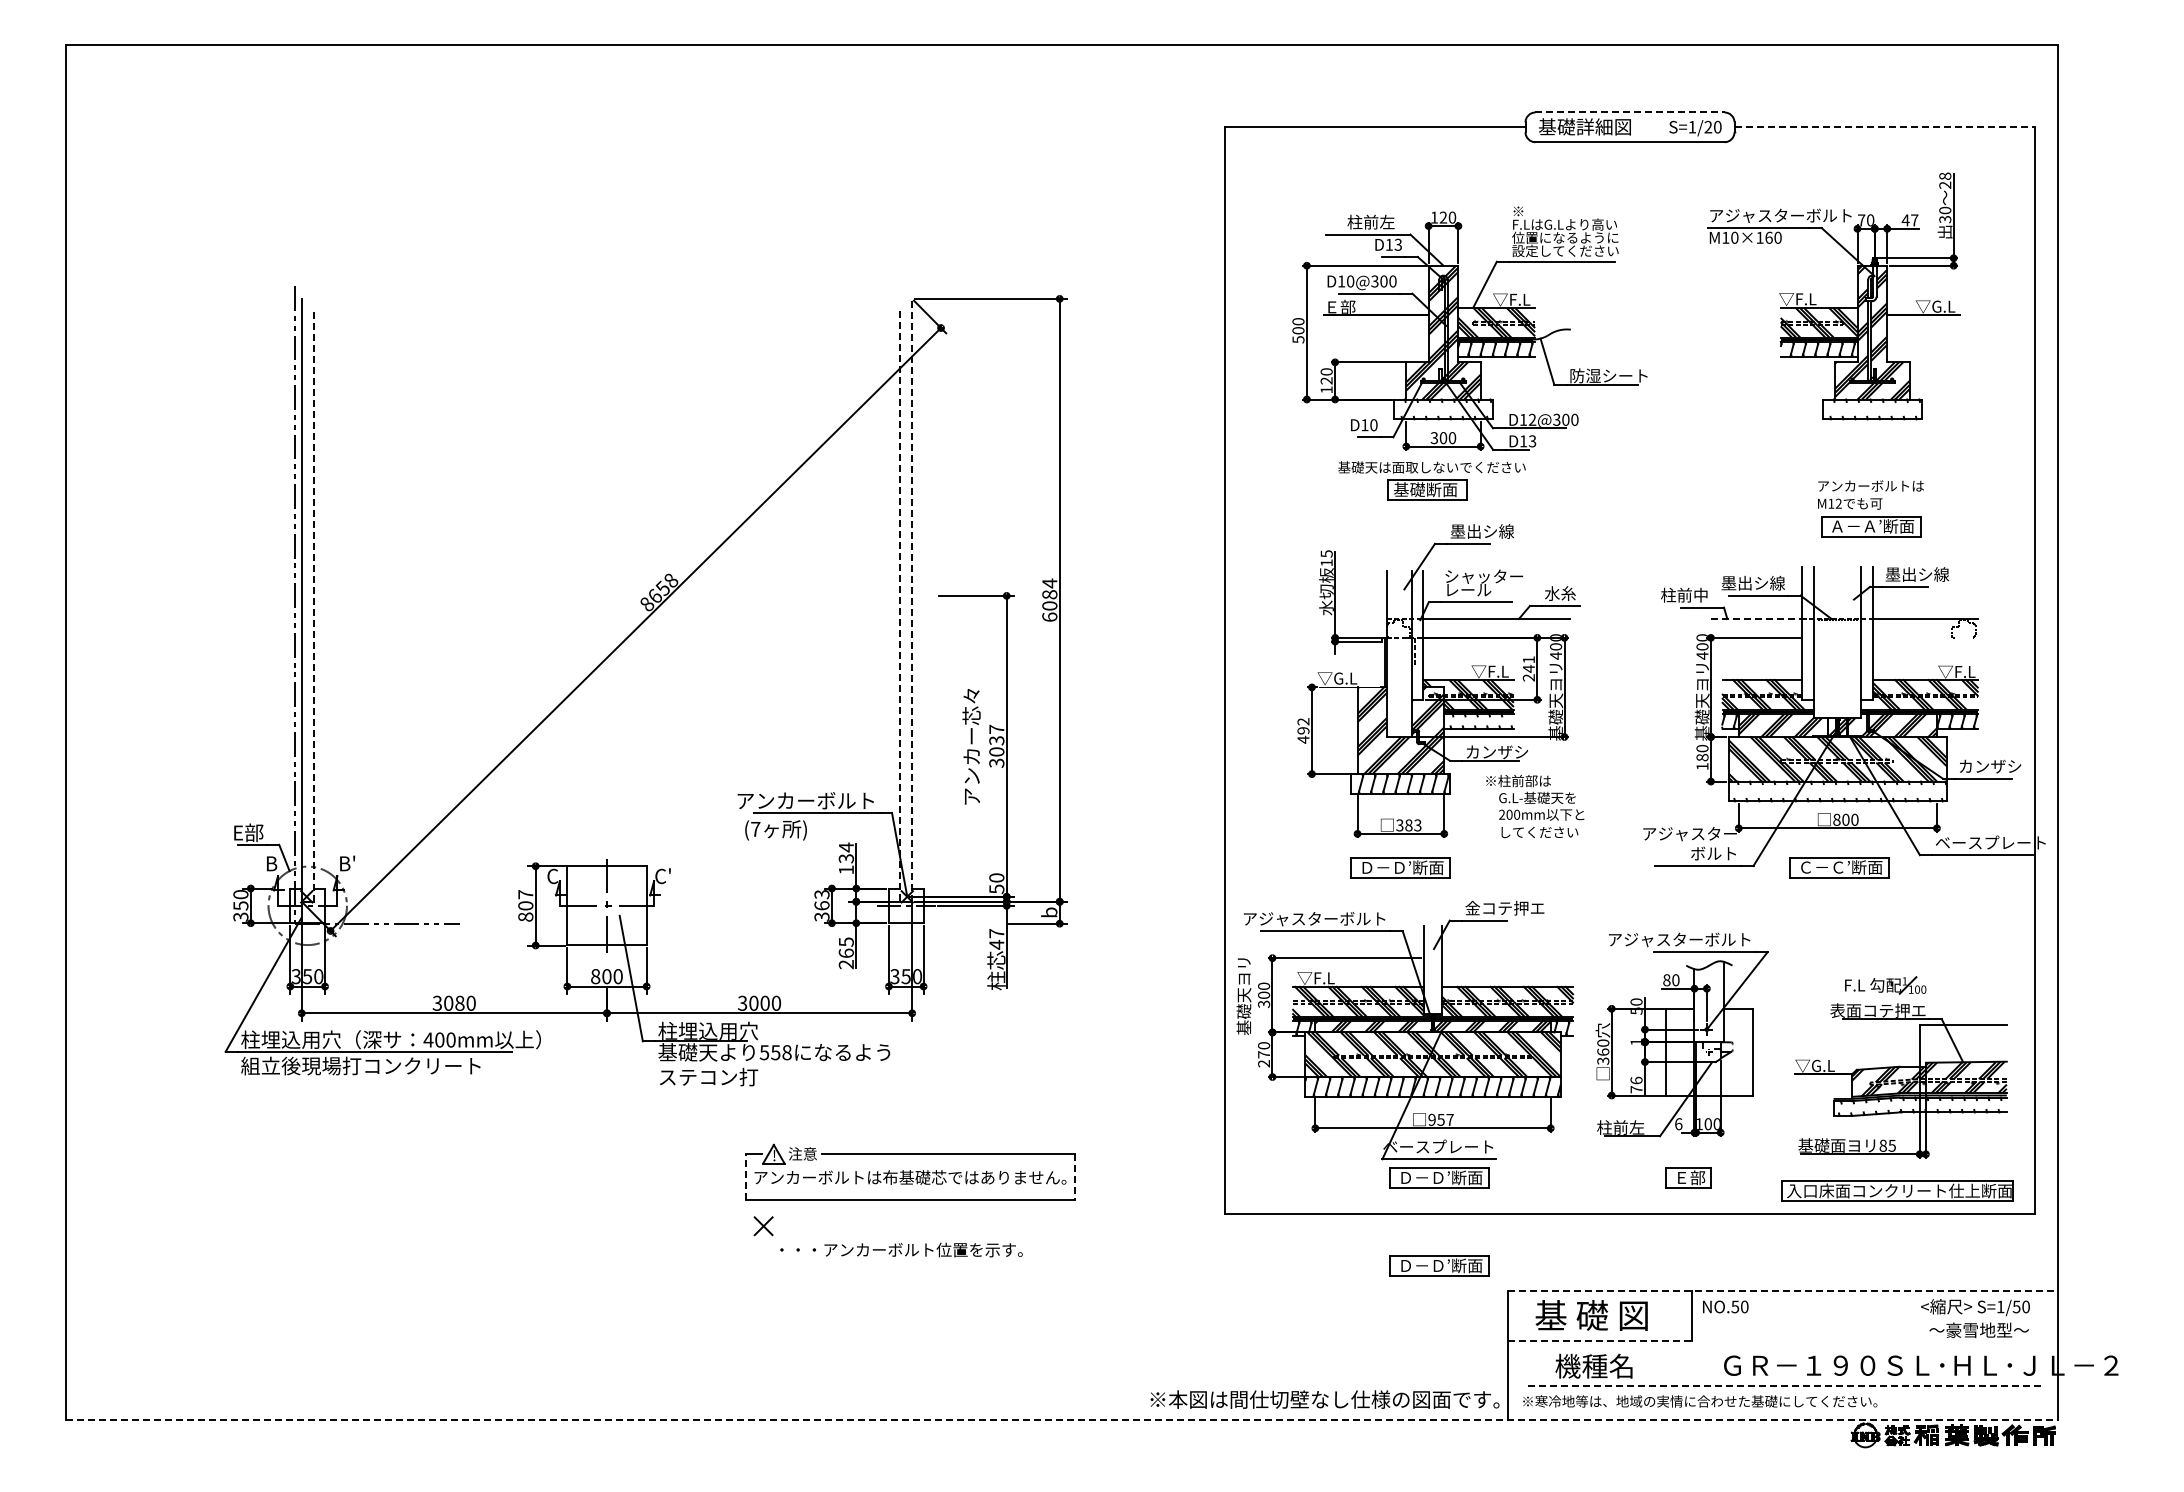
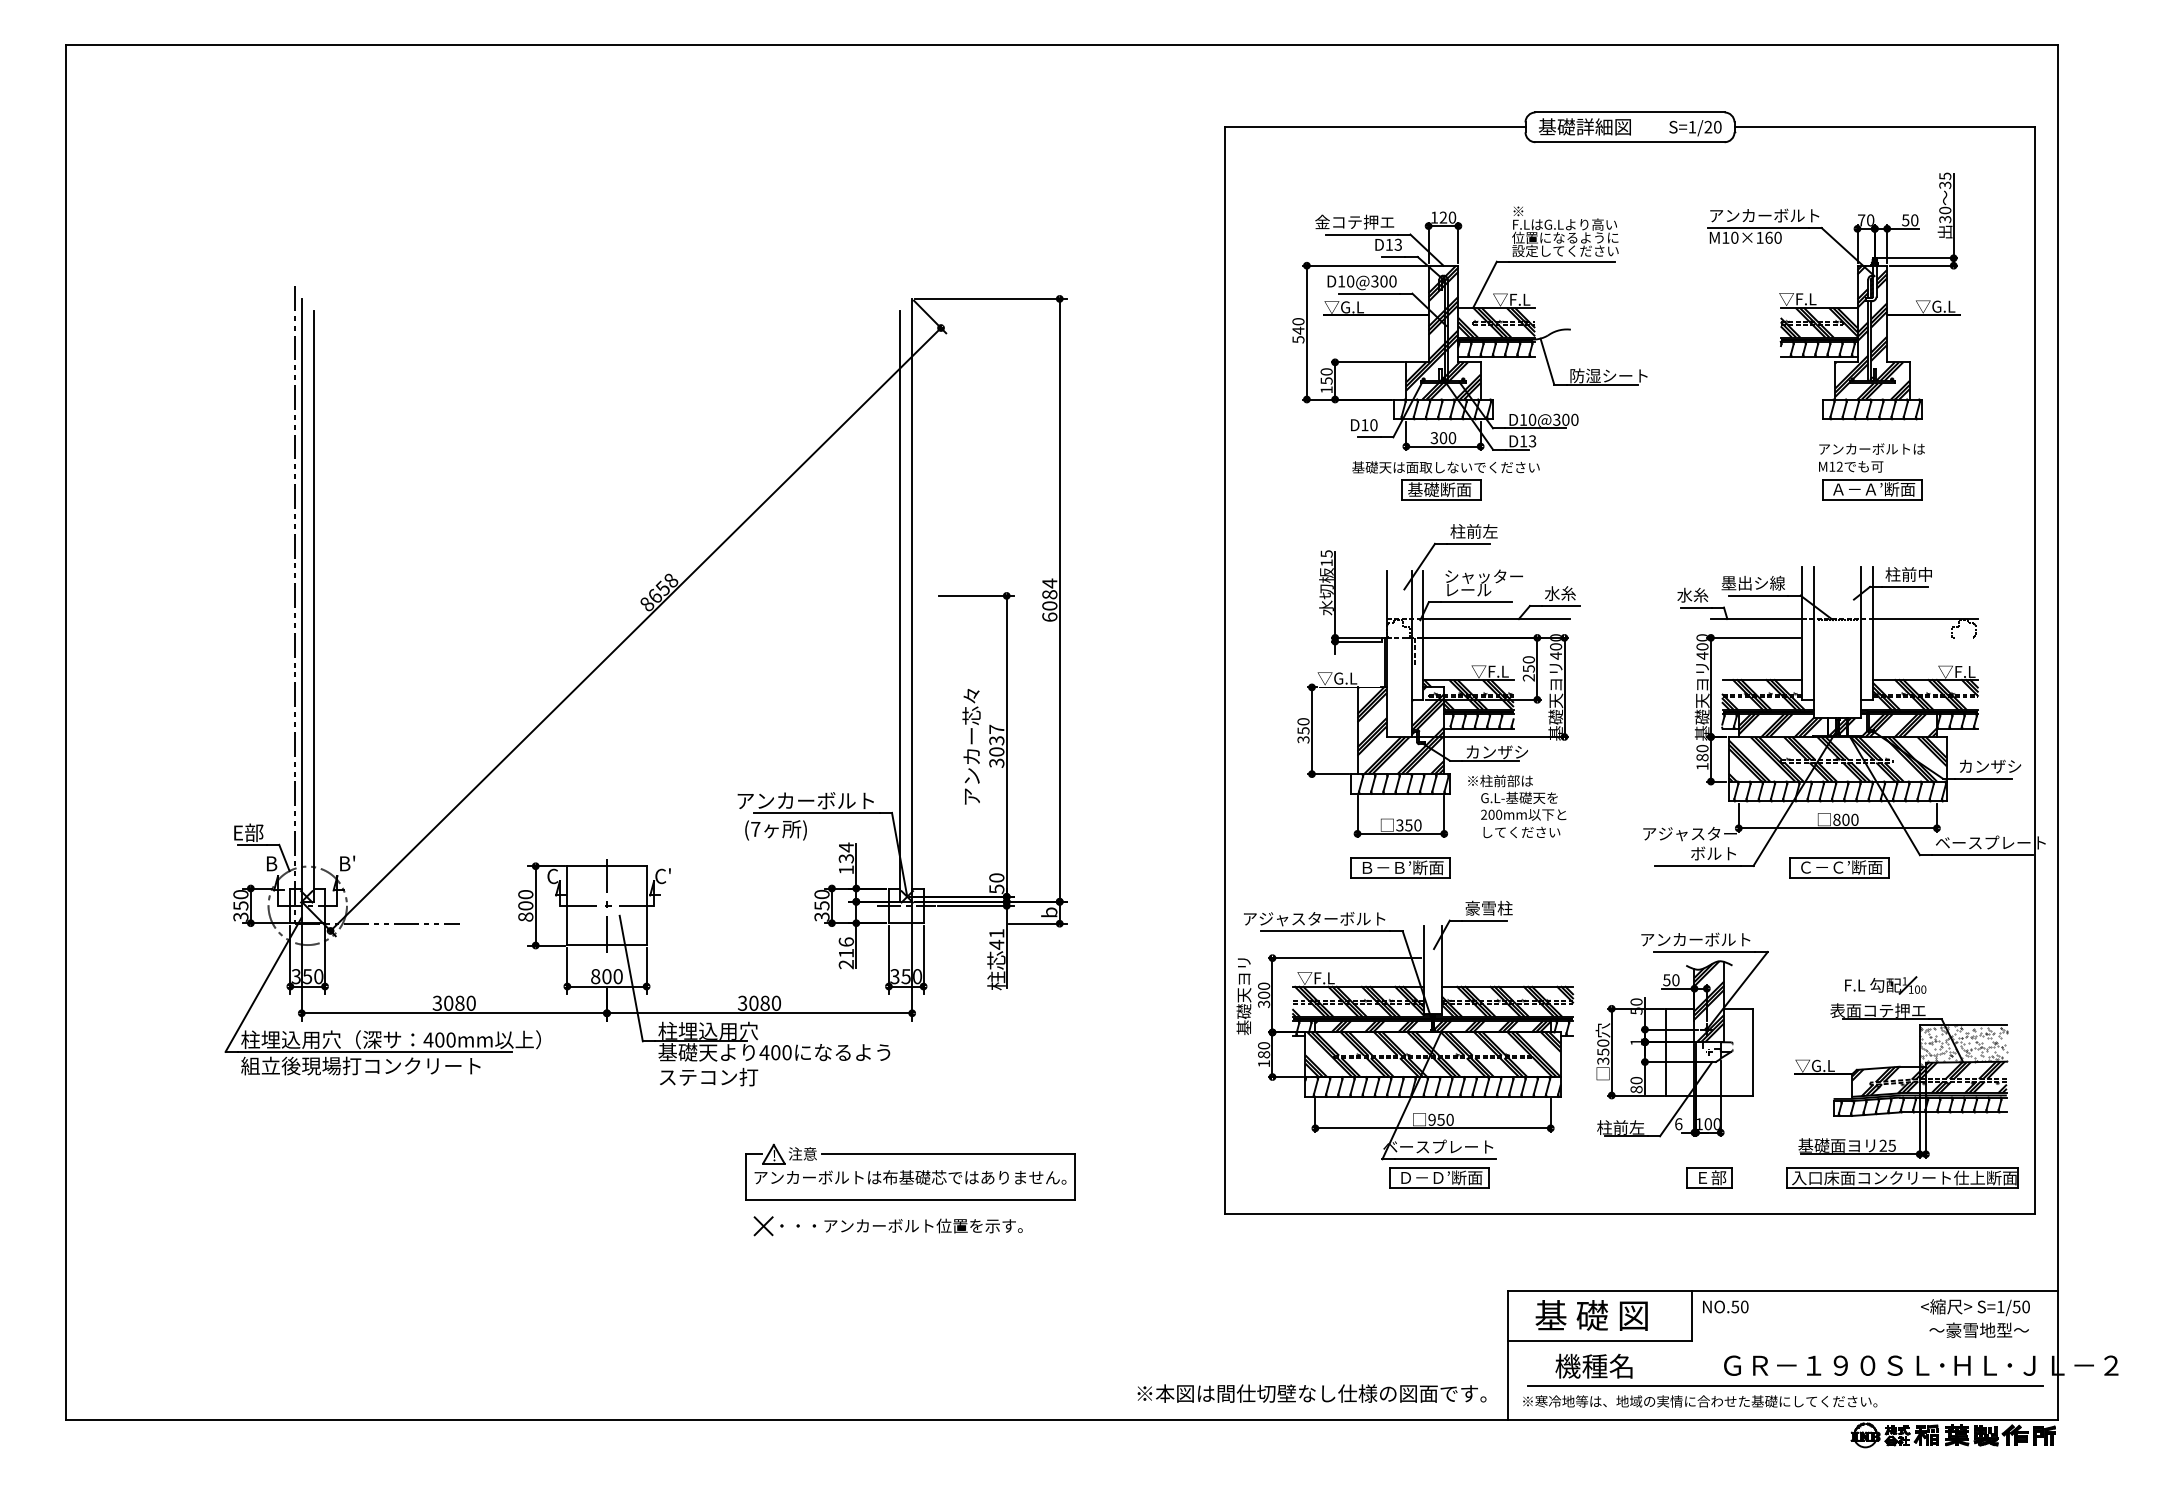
line: dashed -> solid (1630, 112)
line: dashed -> solid (1885, 127)
text: 28 -> 35 (1945, 180)
text: アジャスターボルト -> アンカーボルト (1788, 215)
text: 47 -> 50 (1909, 220)
text: 柱前左 -> 金コテ押エ (1354, 221)
text: Ｅ部 -> ▽G.L (1343, 306)
text: 500 -> 540 (1298, 330)
text: 120 -> 150 (1326, 380)
hatch: none -> present (1442, 409)
hatch: none -> present (1871, 409)
text: D12@300 -> D10@300 (1532, 419)
part position: (1431, 480) -> (1445, 480) (1445, 480)
part position: (1870, 508) -> (1871, 471) (1871, 471)
text: 墨出シ線 -> 柱前左 (1482, 531)
text: 墨出シ線 -> 柱前中 (1917, 574)
text: 柱前中 -> 水糸 (1684, 594)
line: dashed -> solid (912, 599)
line: dashed -> solid (313, 606)
line: dashed -> solid (900, 606)
line: dashed -> solid (1757, 619)
text: 241 -> 250 (1528, 664)
hatch: none -> present (1481, 720)
text: 492 -> 350 (1303, 730)
hatch: none -> present (1839, 791)
text position: (1535, 806) -> (1517, 806) (1517, 806)
text: 383 -> 350 (1413, 825)
text: Ｄ－Ｄ’断面 -> Ｂ－Ｂ’断面 (1383, 867)
text: 807 -> 800 (525, 894)
text: 363 -> 350 (821, 899)
text: 金コテ押エ -> 豪雪柱 (1504, 907)
text: 47 -> 41 (996, 933)
text: アジャスターボルト -> アンカーボルト (1647, 939)
text: 265 -> 216 (845, 947)
text: 80 -> 50 (1666, 980)
hatch: none -> present (1709, 1001)
text: 3000 -> 3080 (764, 1003)
hatch: none -> present (1963, 1044)
text: 360 -> 350 (1603, 1051)
text: 558 -> 400 (775, 1052)
text: 270 -> 180 (1264, 1059)
text: 76 -> 80 (1636, 1084)
hatch: none -> present (1920, 1106)
text: 957 -> 950 (1449, 1119)
text: 85 -> 25 (1882, 1145)
line: dashed -> solid (745, 1176)
line: dashed -> solid (1074, 1176)
part position: (1688, 1177) -> (1709, 1177) (1709, 1177)
part position: (1897, 1190) -> (1902, 1177) (1902, 1177)
text position: (901, 1249) -> (901, 1225) (901, 1225)
part: present -> none (1439, 1265)
line: dashed -> solid (1783, 1291)
line: dashed -> solid (1599, 1341)
line: dashed -> solid (1785, 1386)
text position: (1324, 1399) -> (1311, 1393) (1311, 1393)
line: dashed -> solid (1062, 1420)
